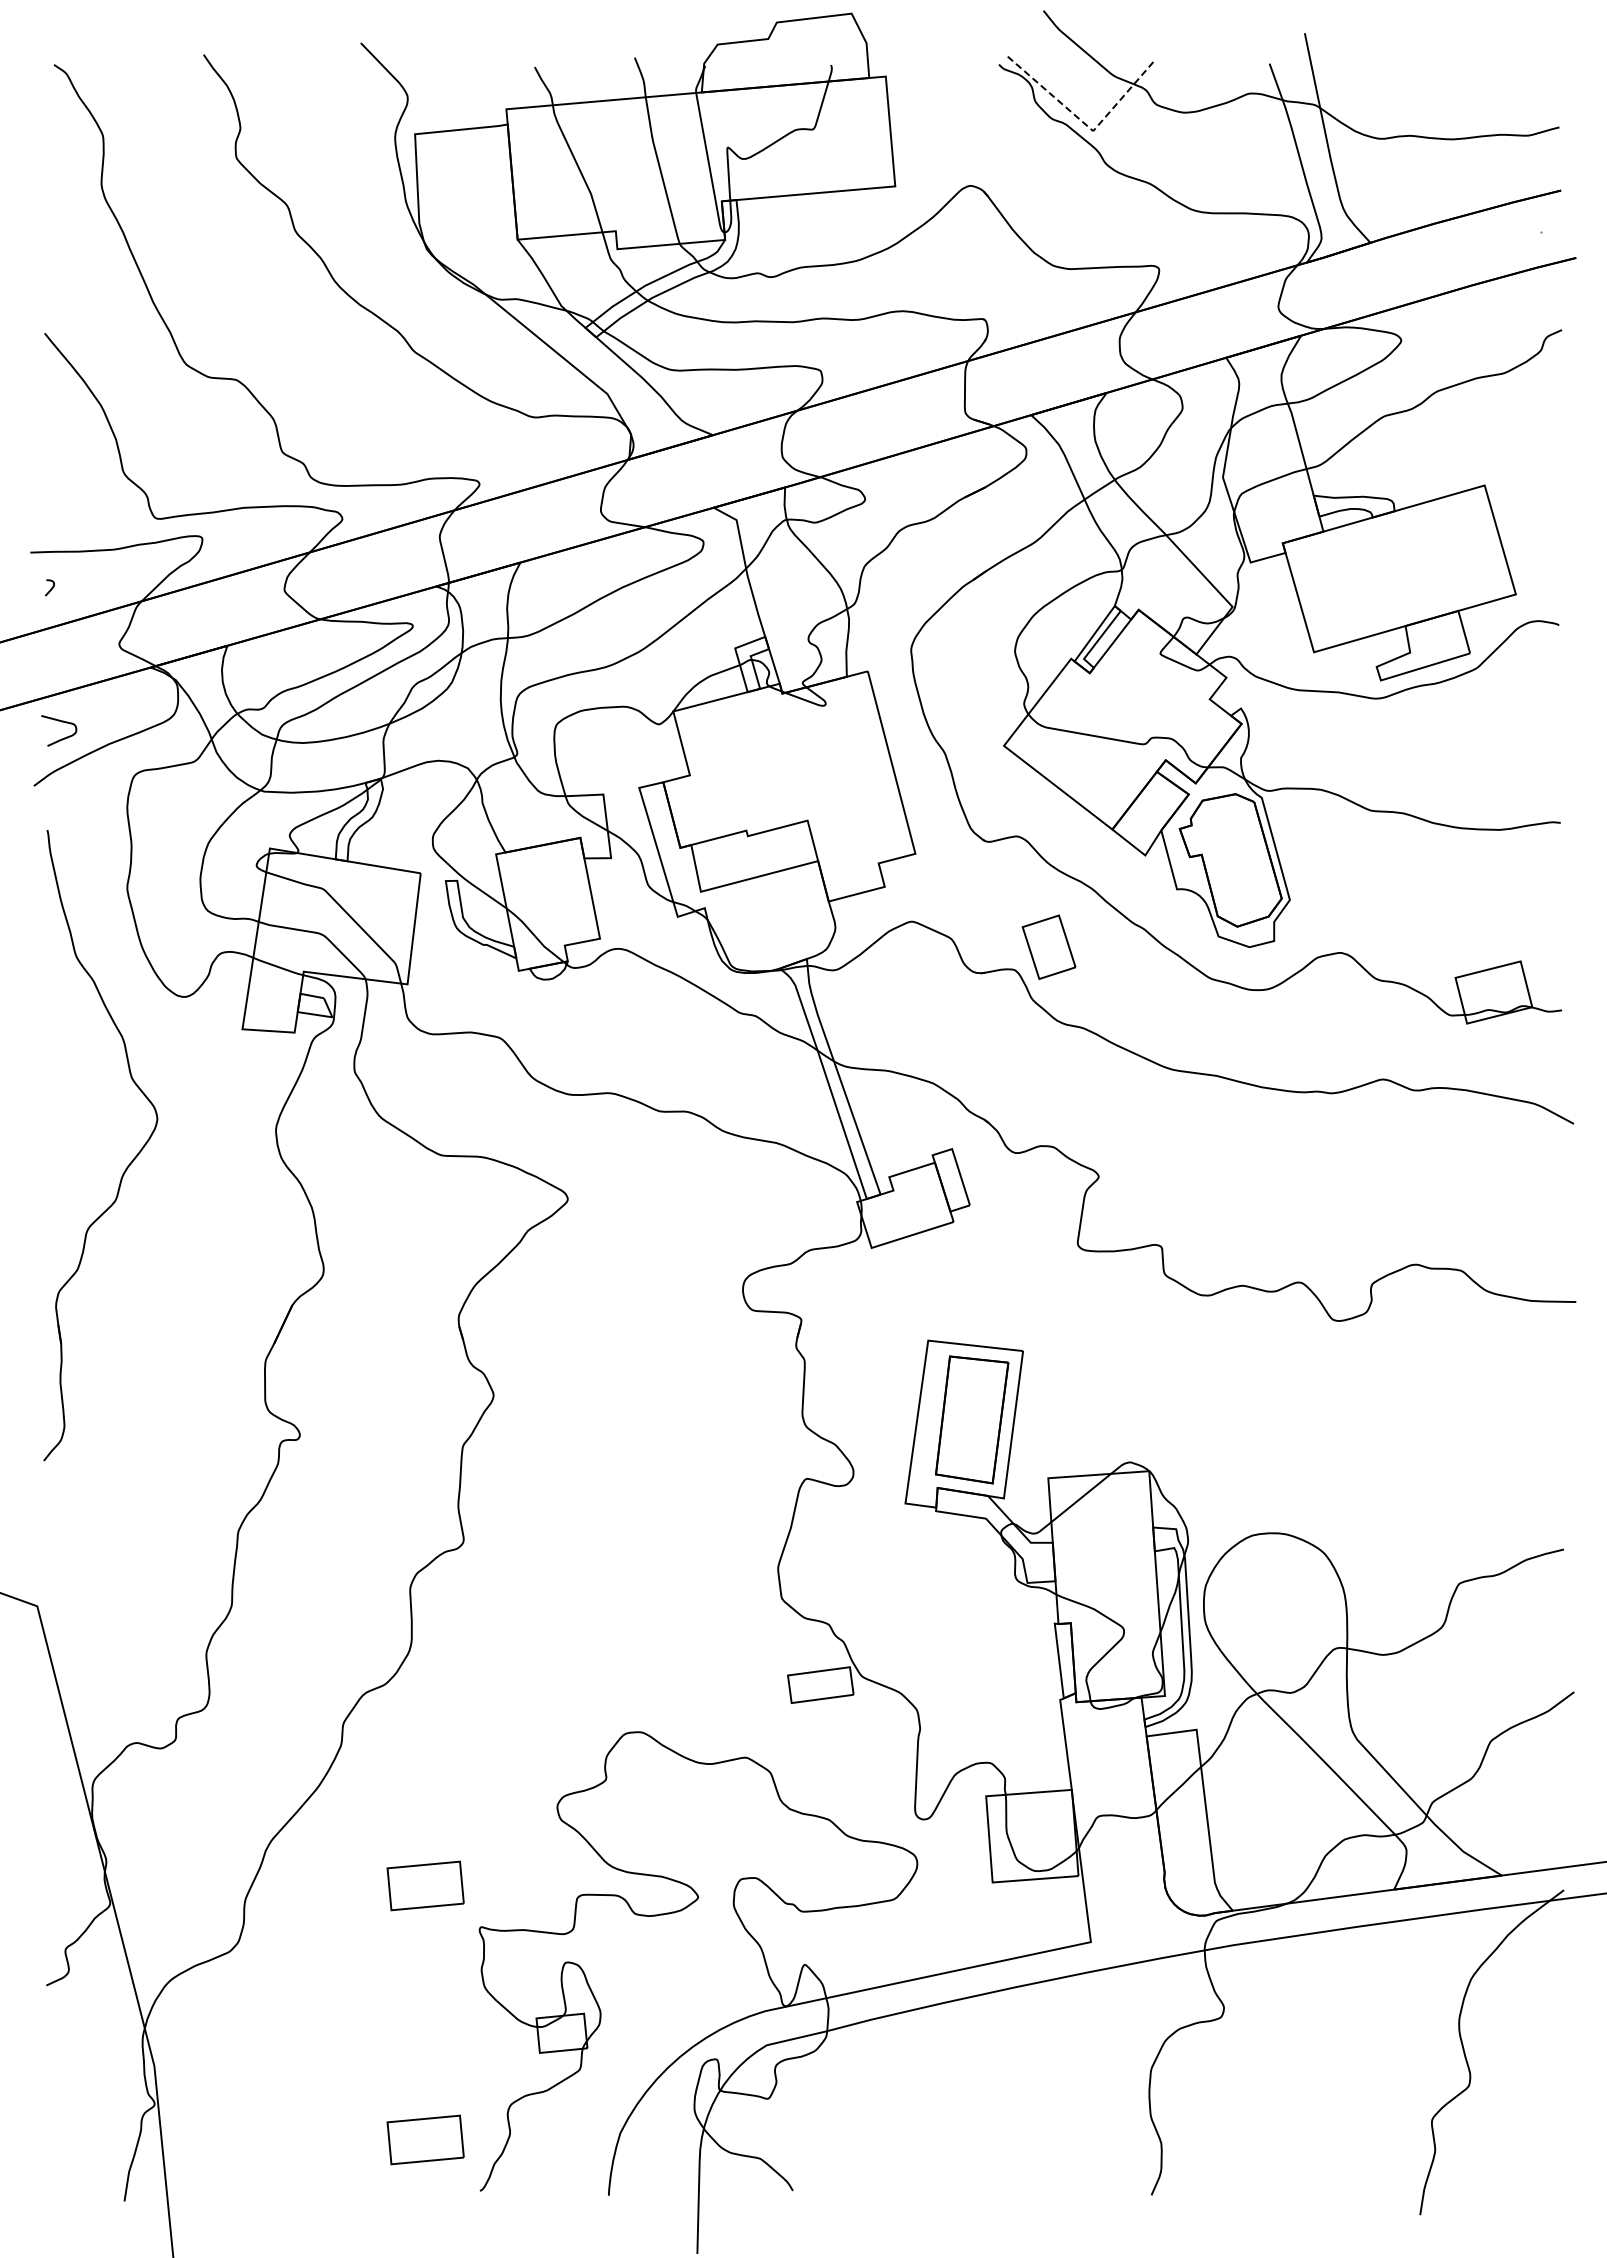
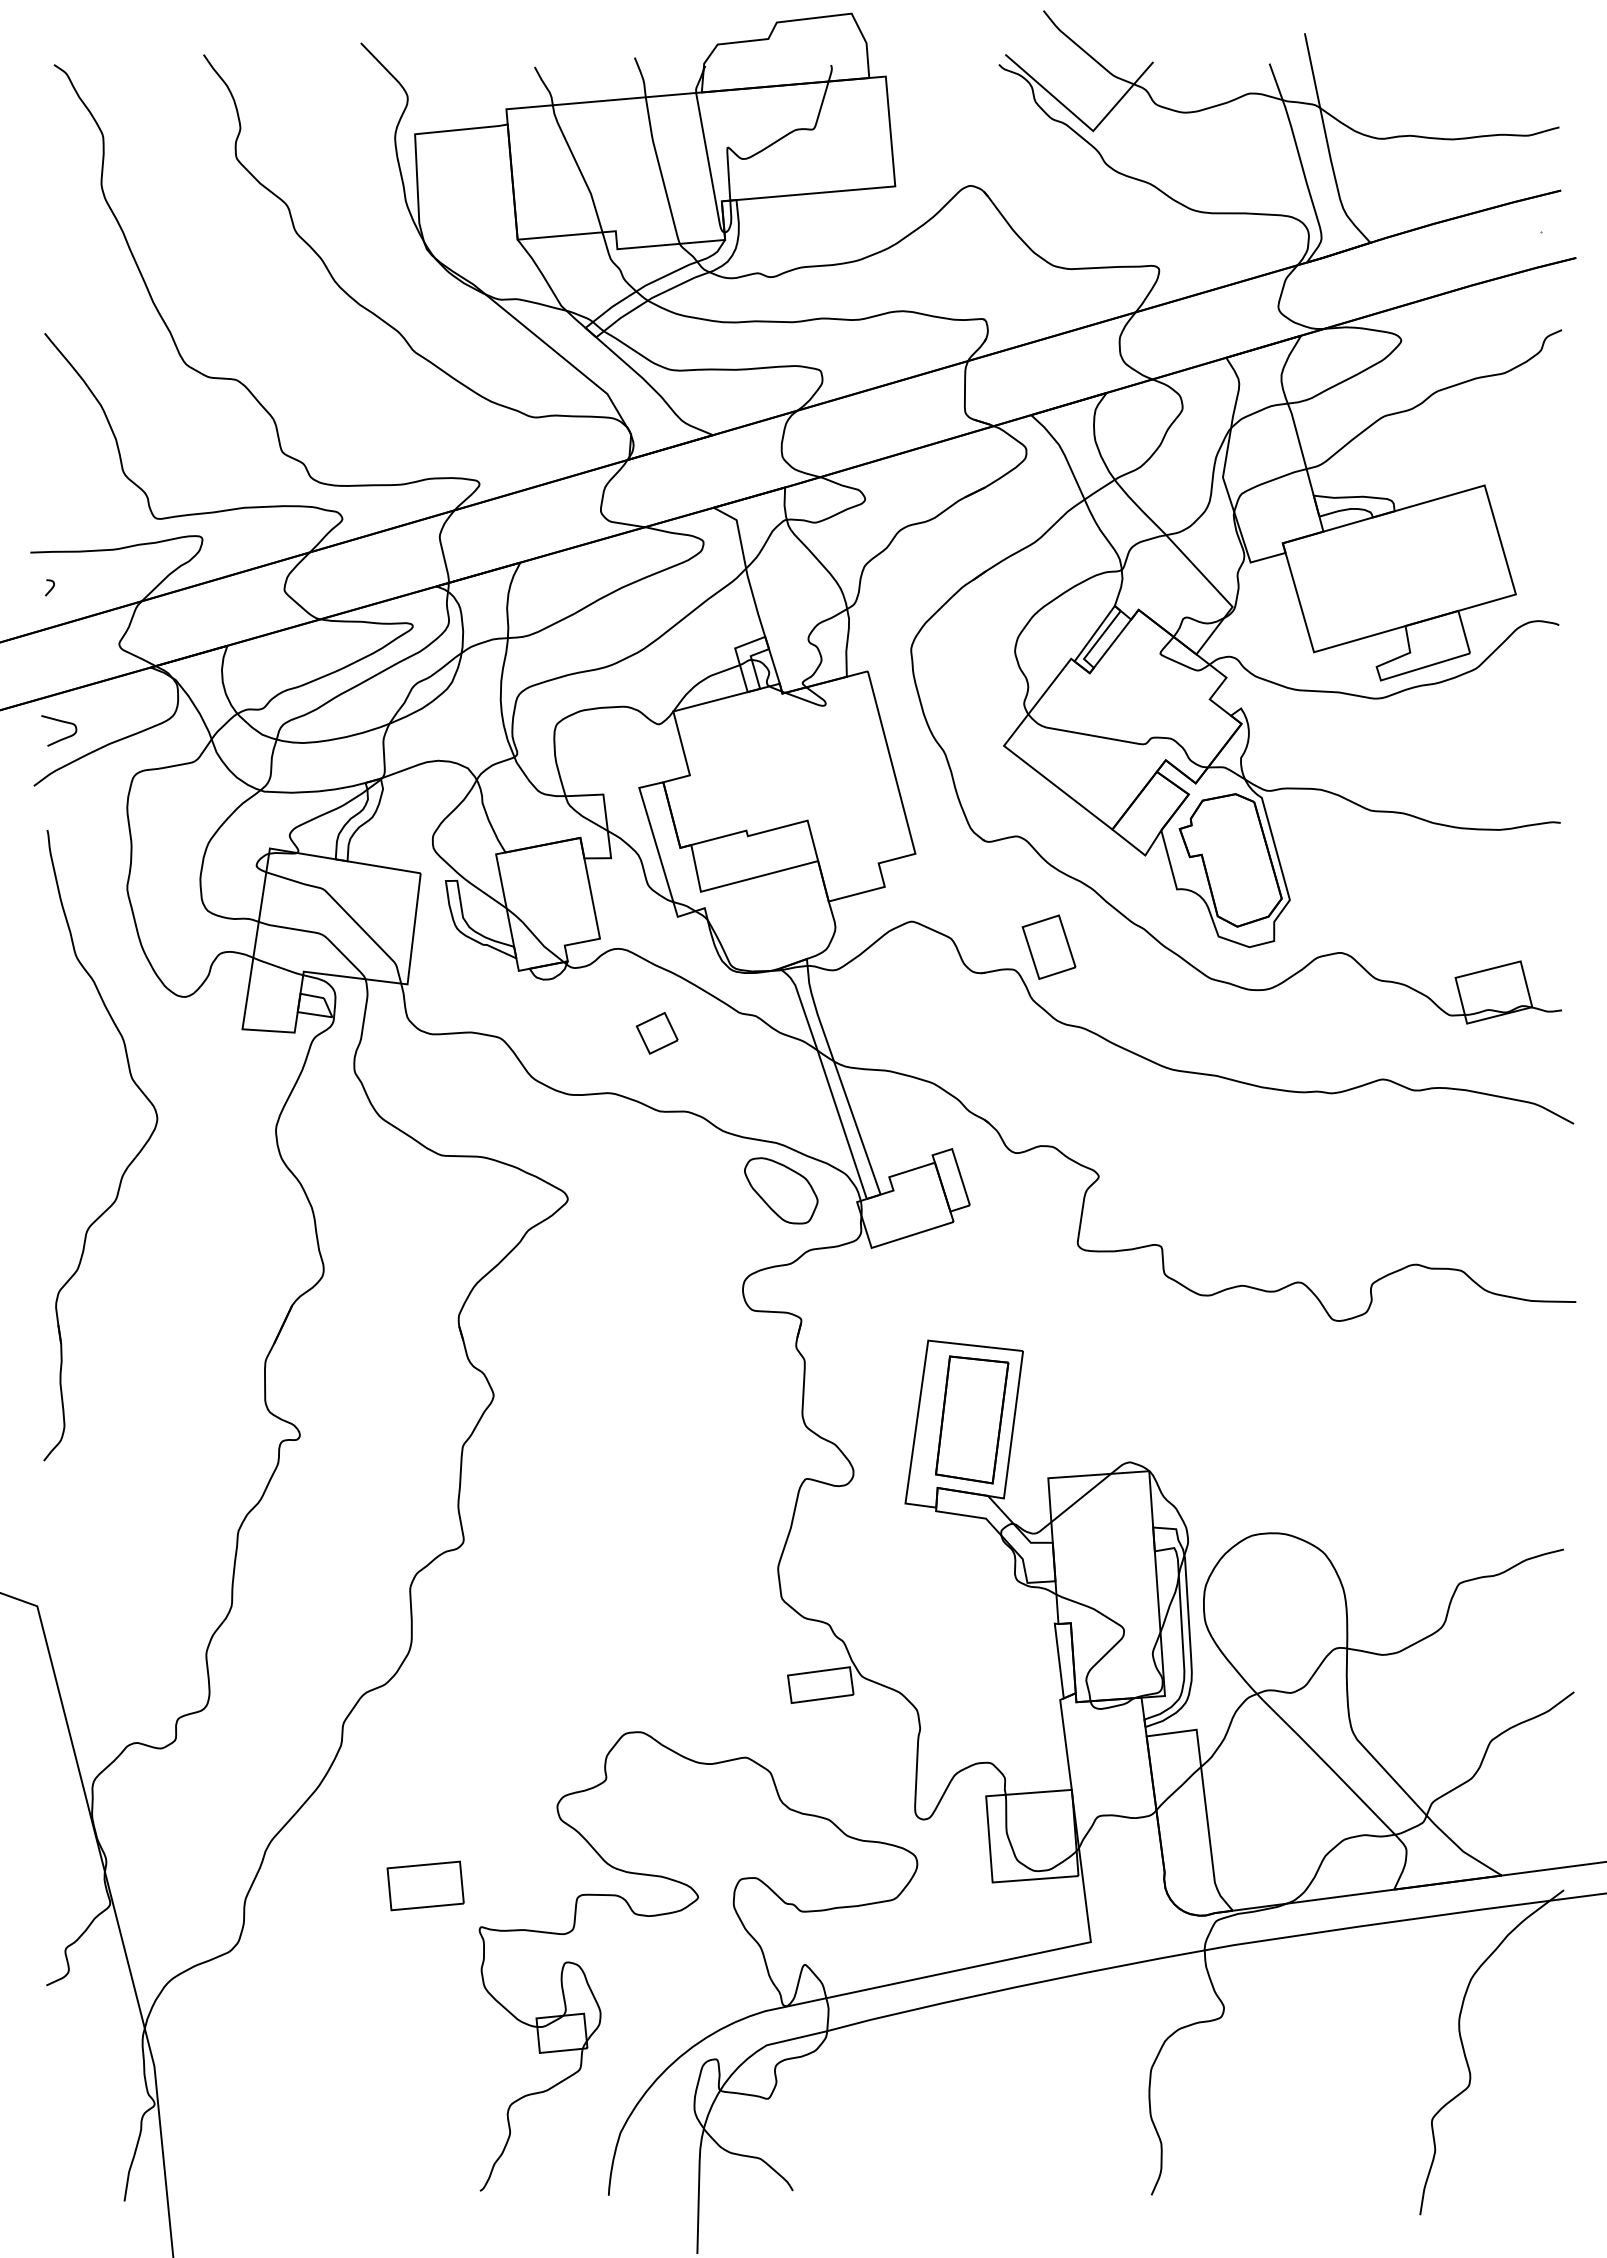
line: dashed -> solid (1084, 123)
part: none -> present (656, 1033)
part: none -> present (781, 1190)
part: present -> none (425, 2139)
